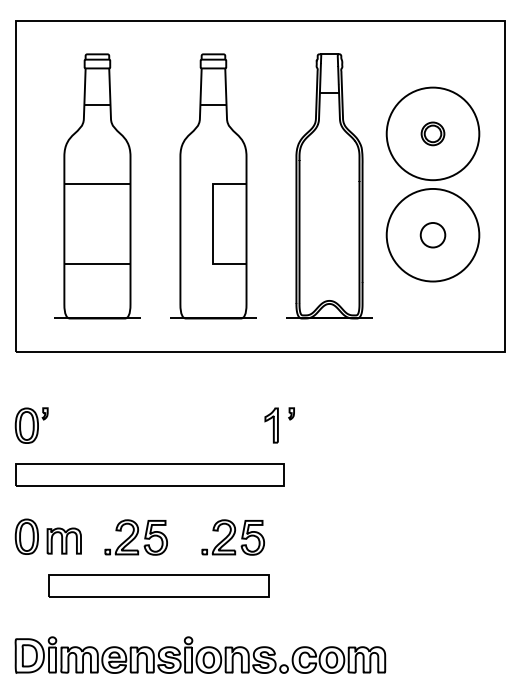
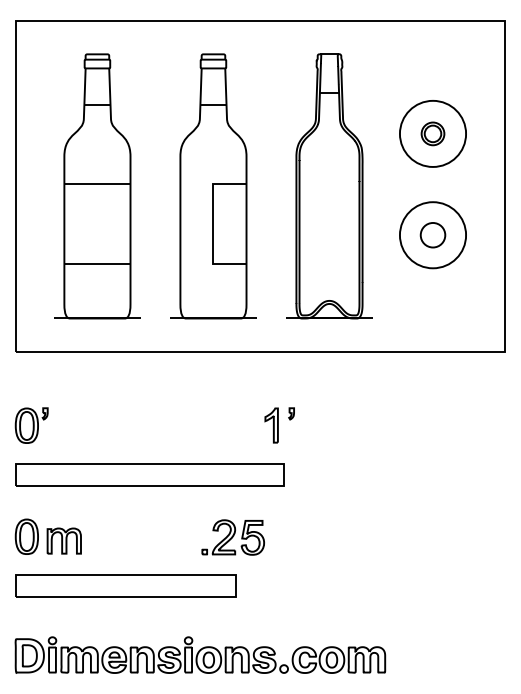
circle diameter: 93 px -> 66 px (432, 133)
circle diameter: 93 px -> 66 px (432, 235)
part: present -> none (135, 537)
part position: (158, 585) -> (125, 585) (125, 585)
